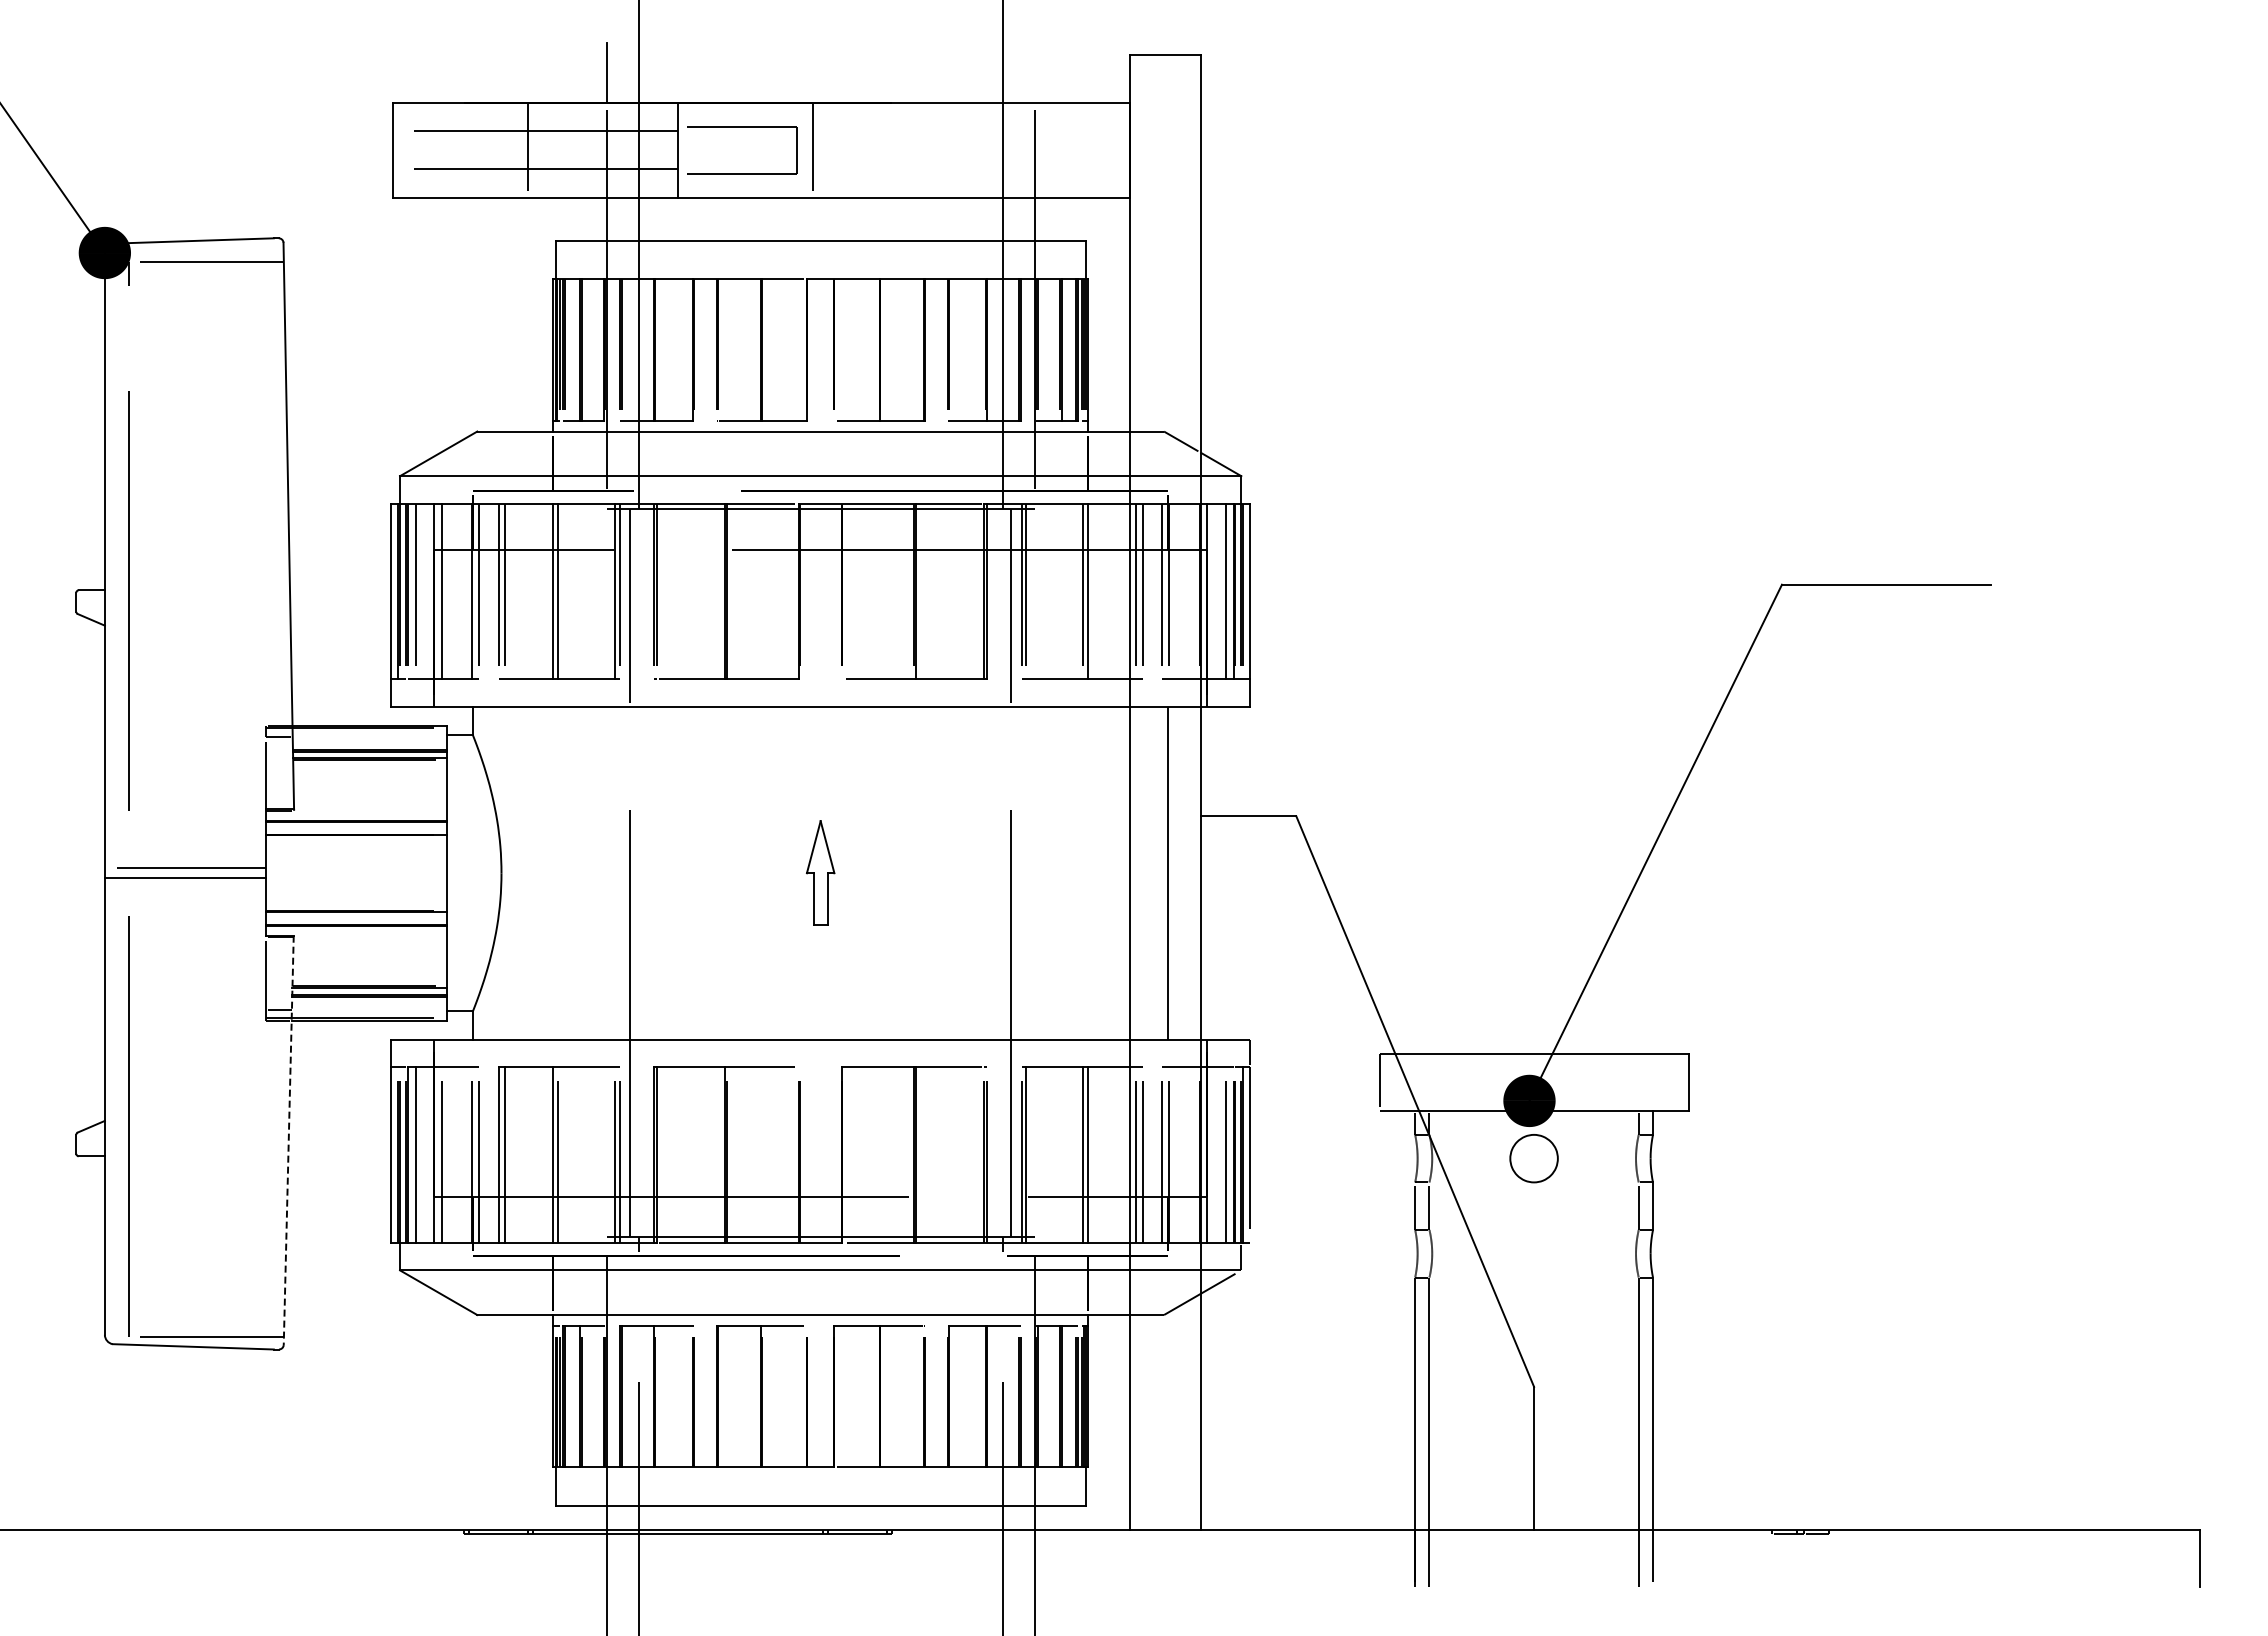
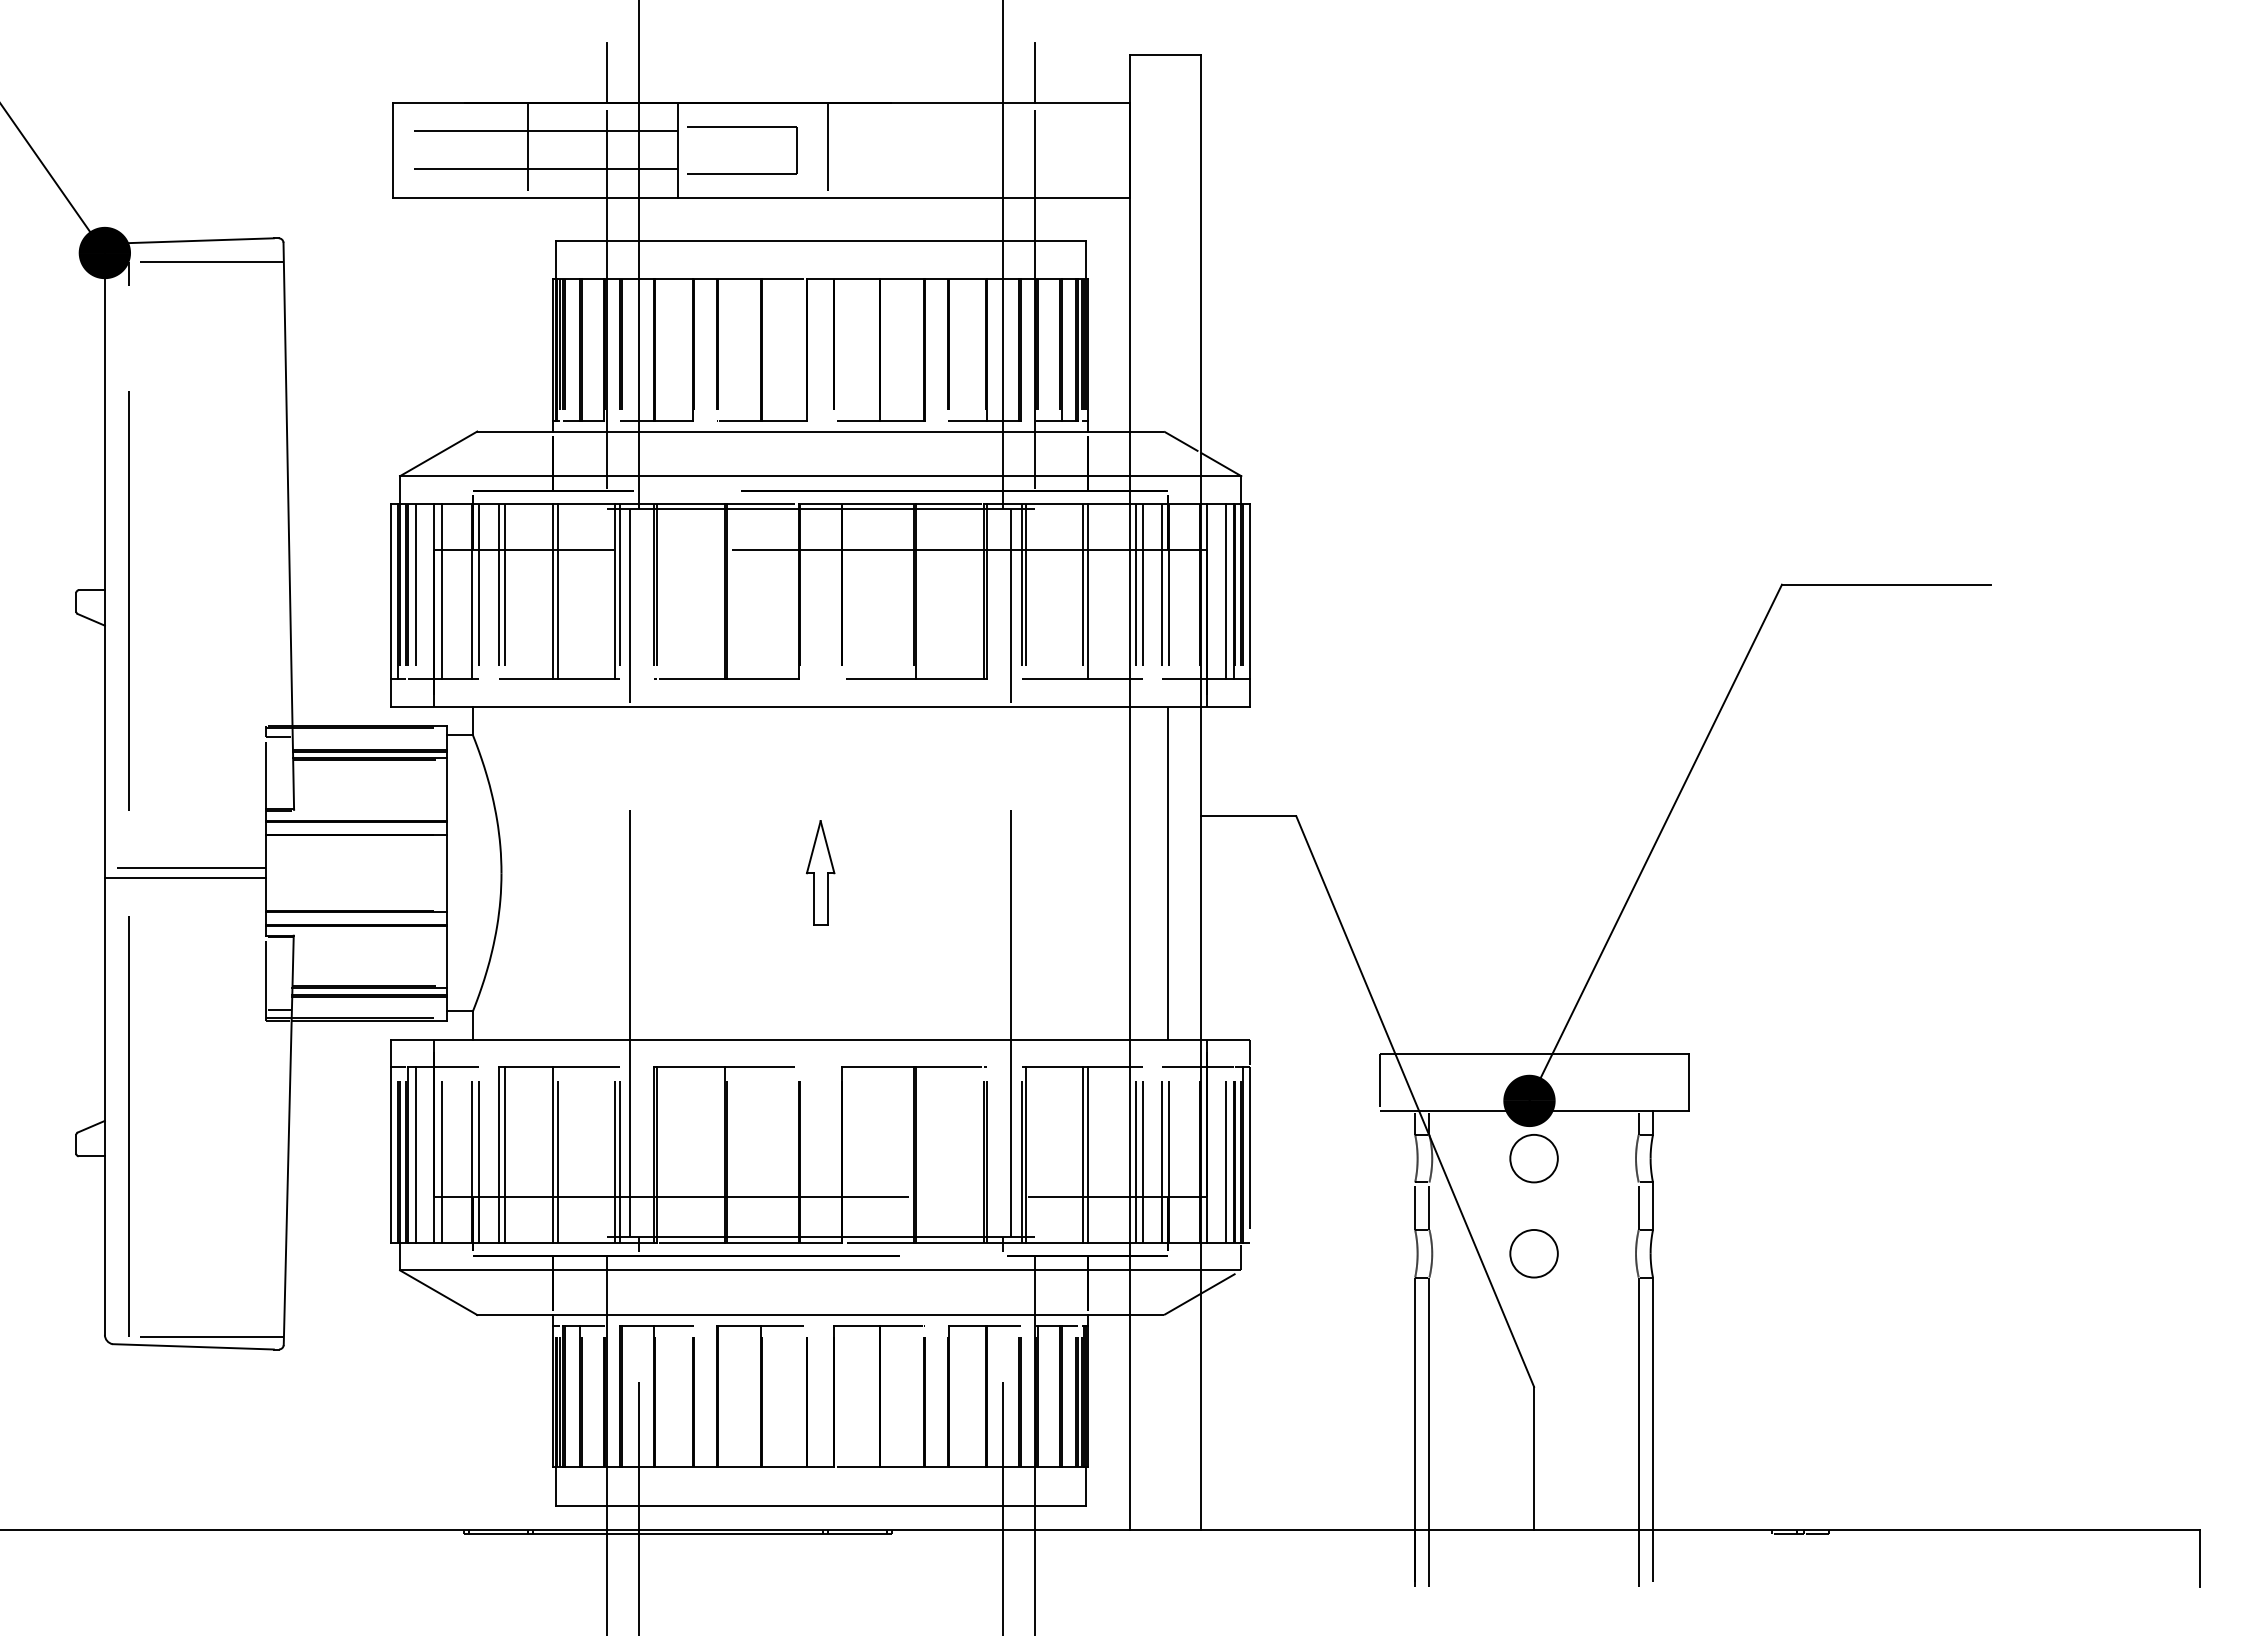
line: none -> present (1034, 72)
line position: (812, 149) -> (827, 149) (827, 149)
line: dashed -> solid (288, 1140)
part: none -> present (1533, 1253)
